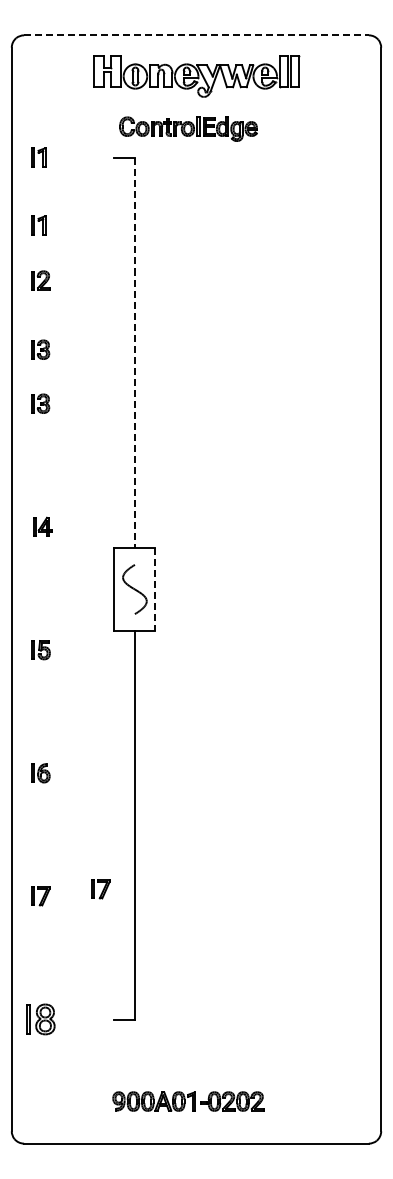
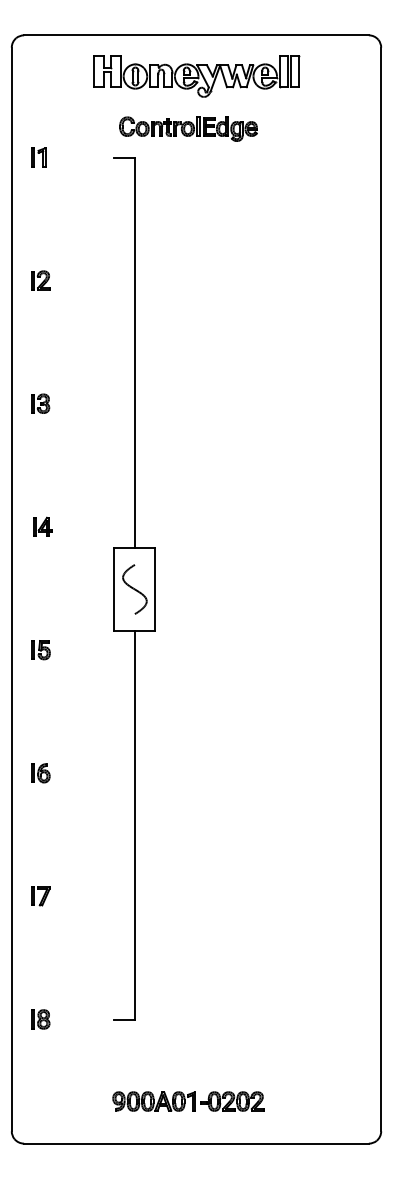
line: dashed -> solid (196, 35)
part: present -> none (38, 225)
part: present -> none (40, 349)
line: dashed -> solid (134, 353)
line: dashed -> solid (155, 589)
part: present -> none (100, 889)
part size: 30x33 px -> 20x21 px (40, 1019)
